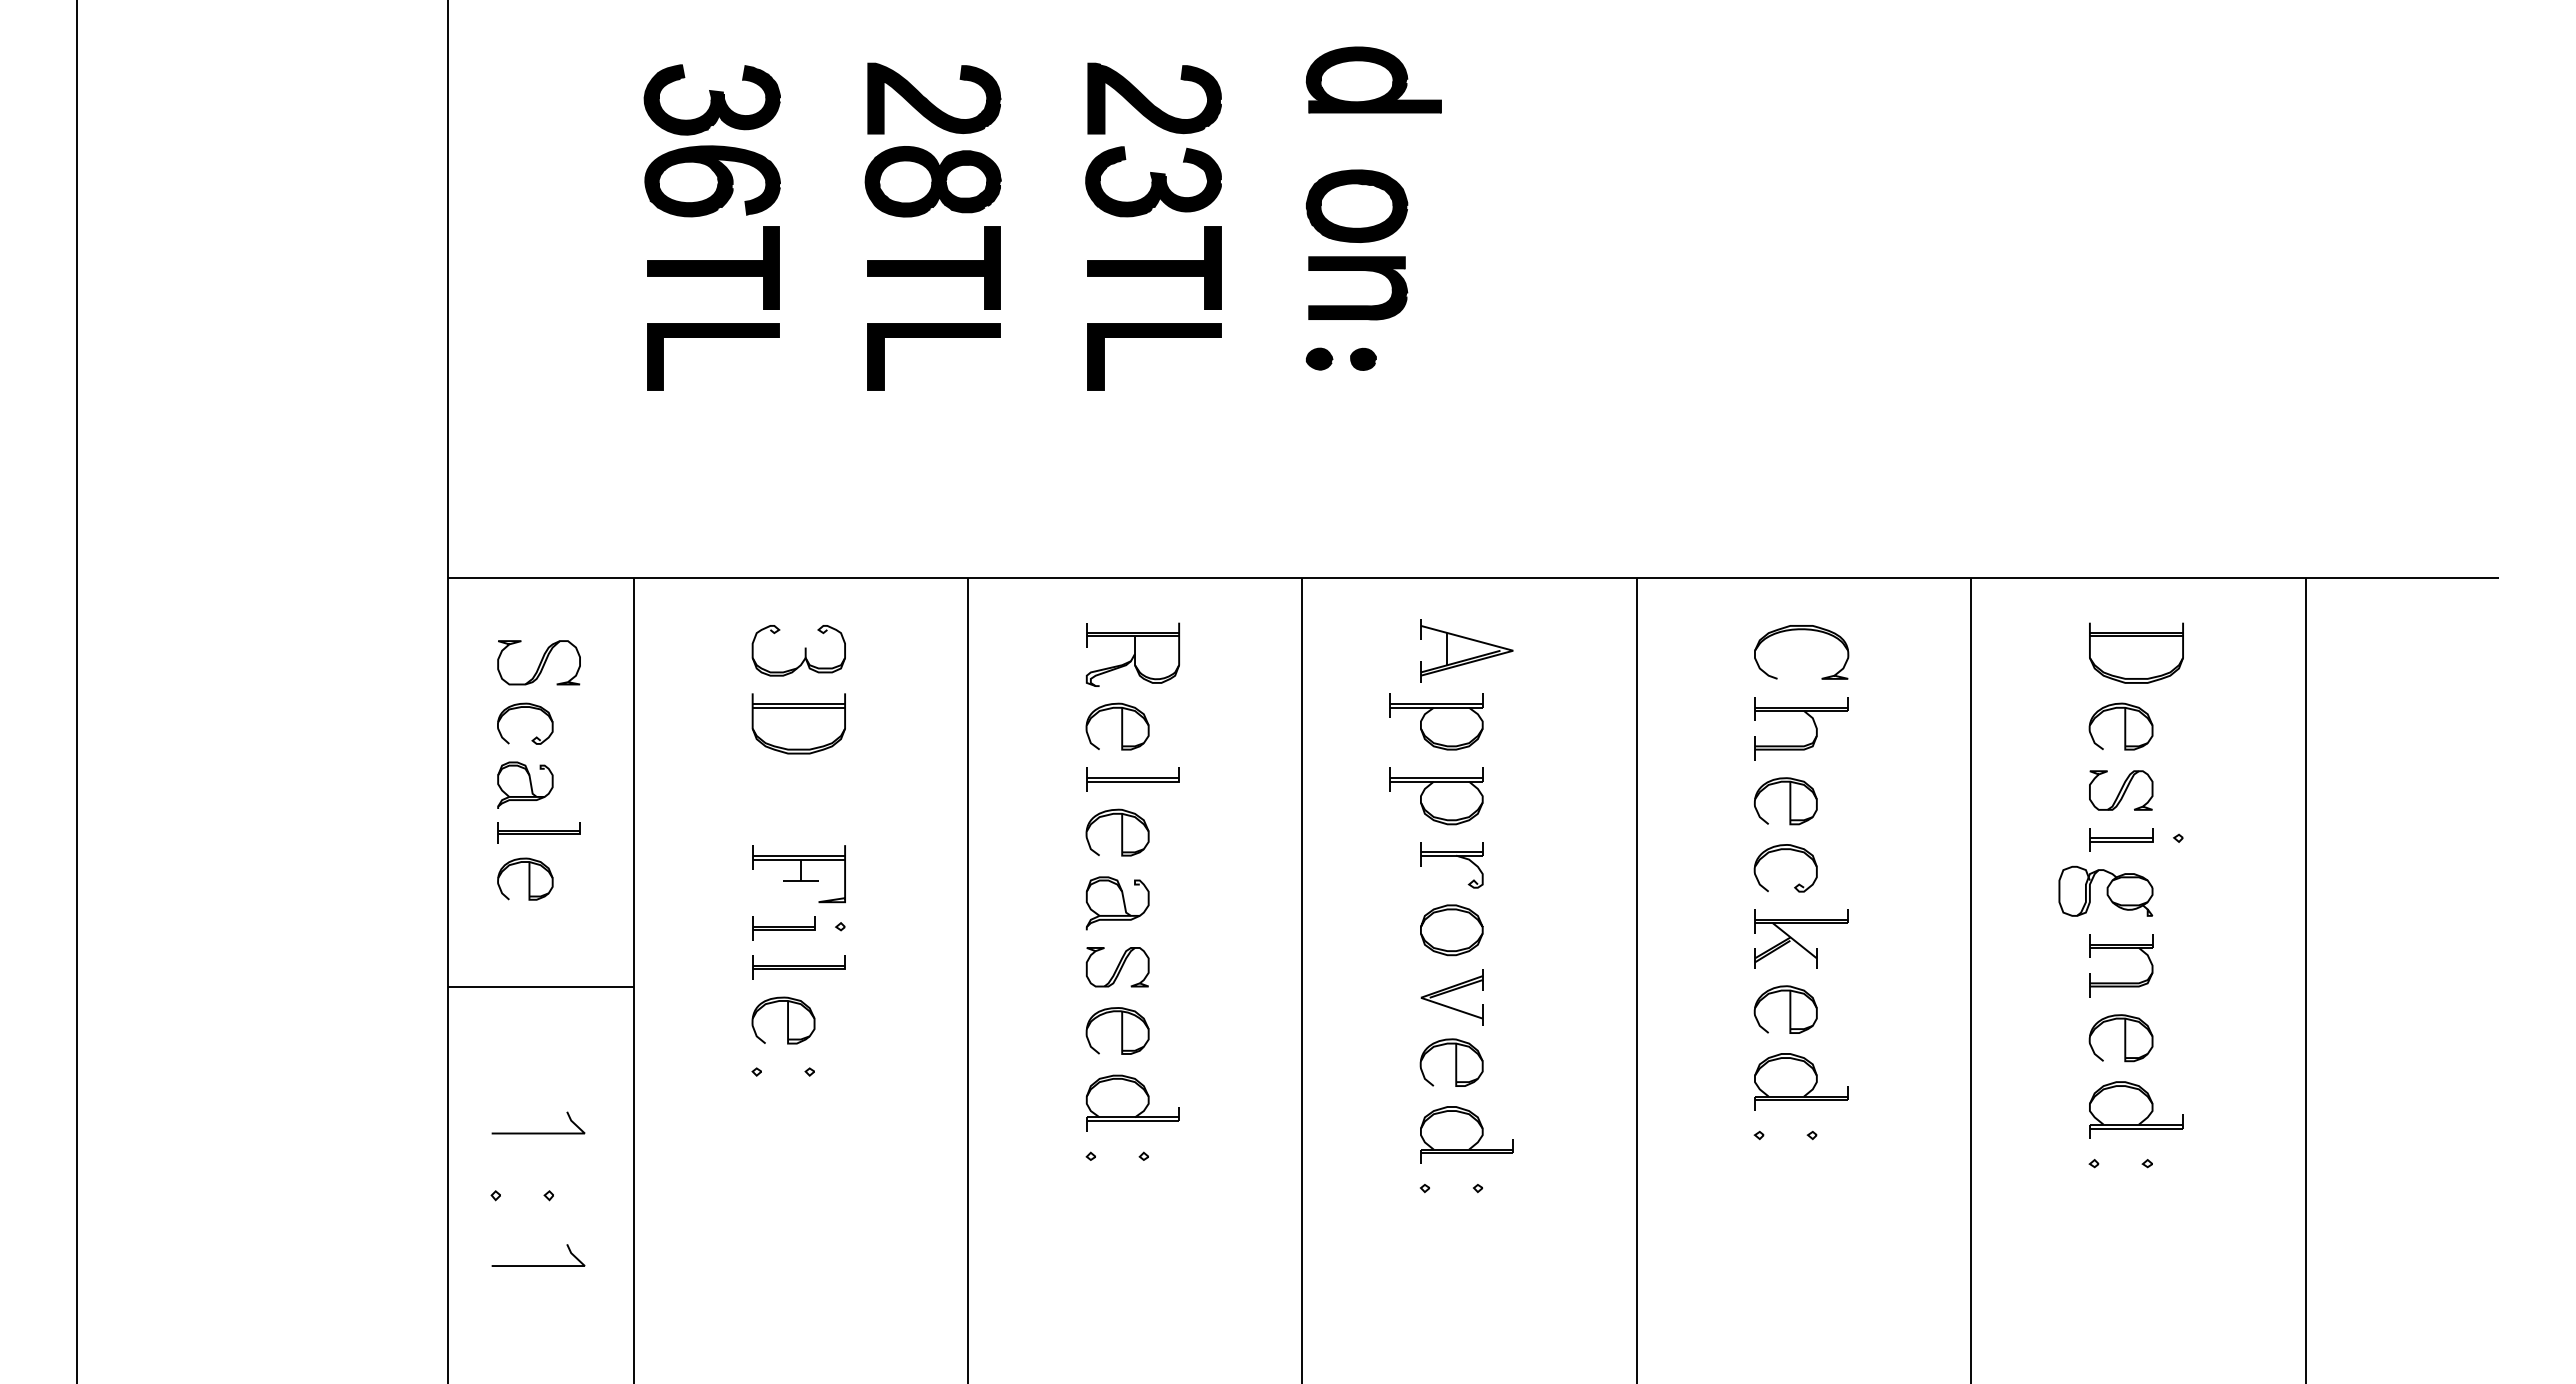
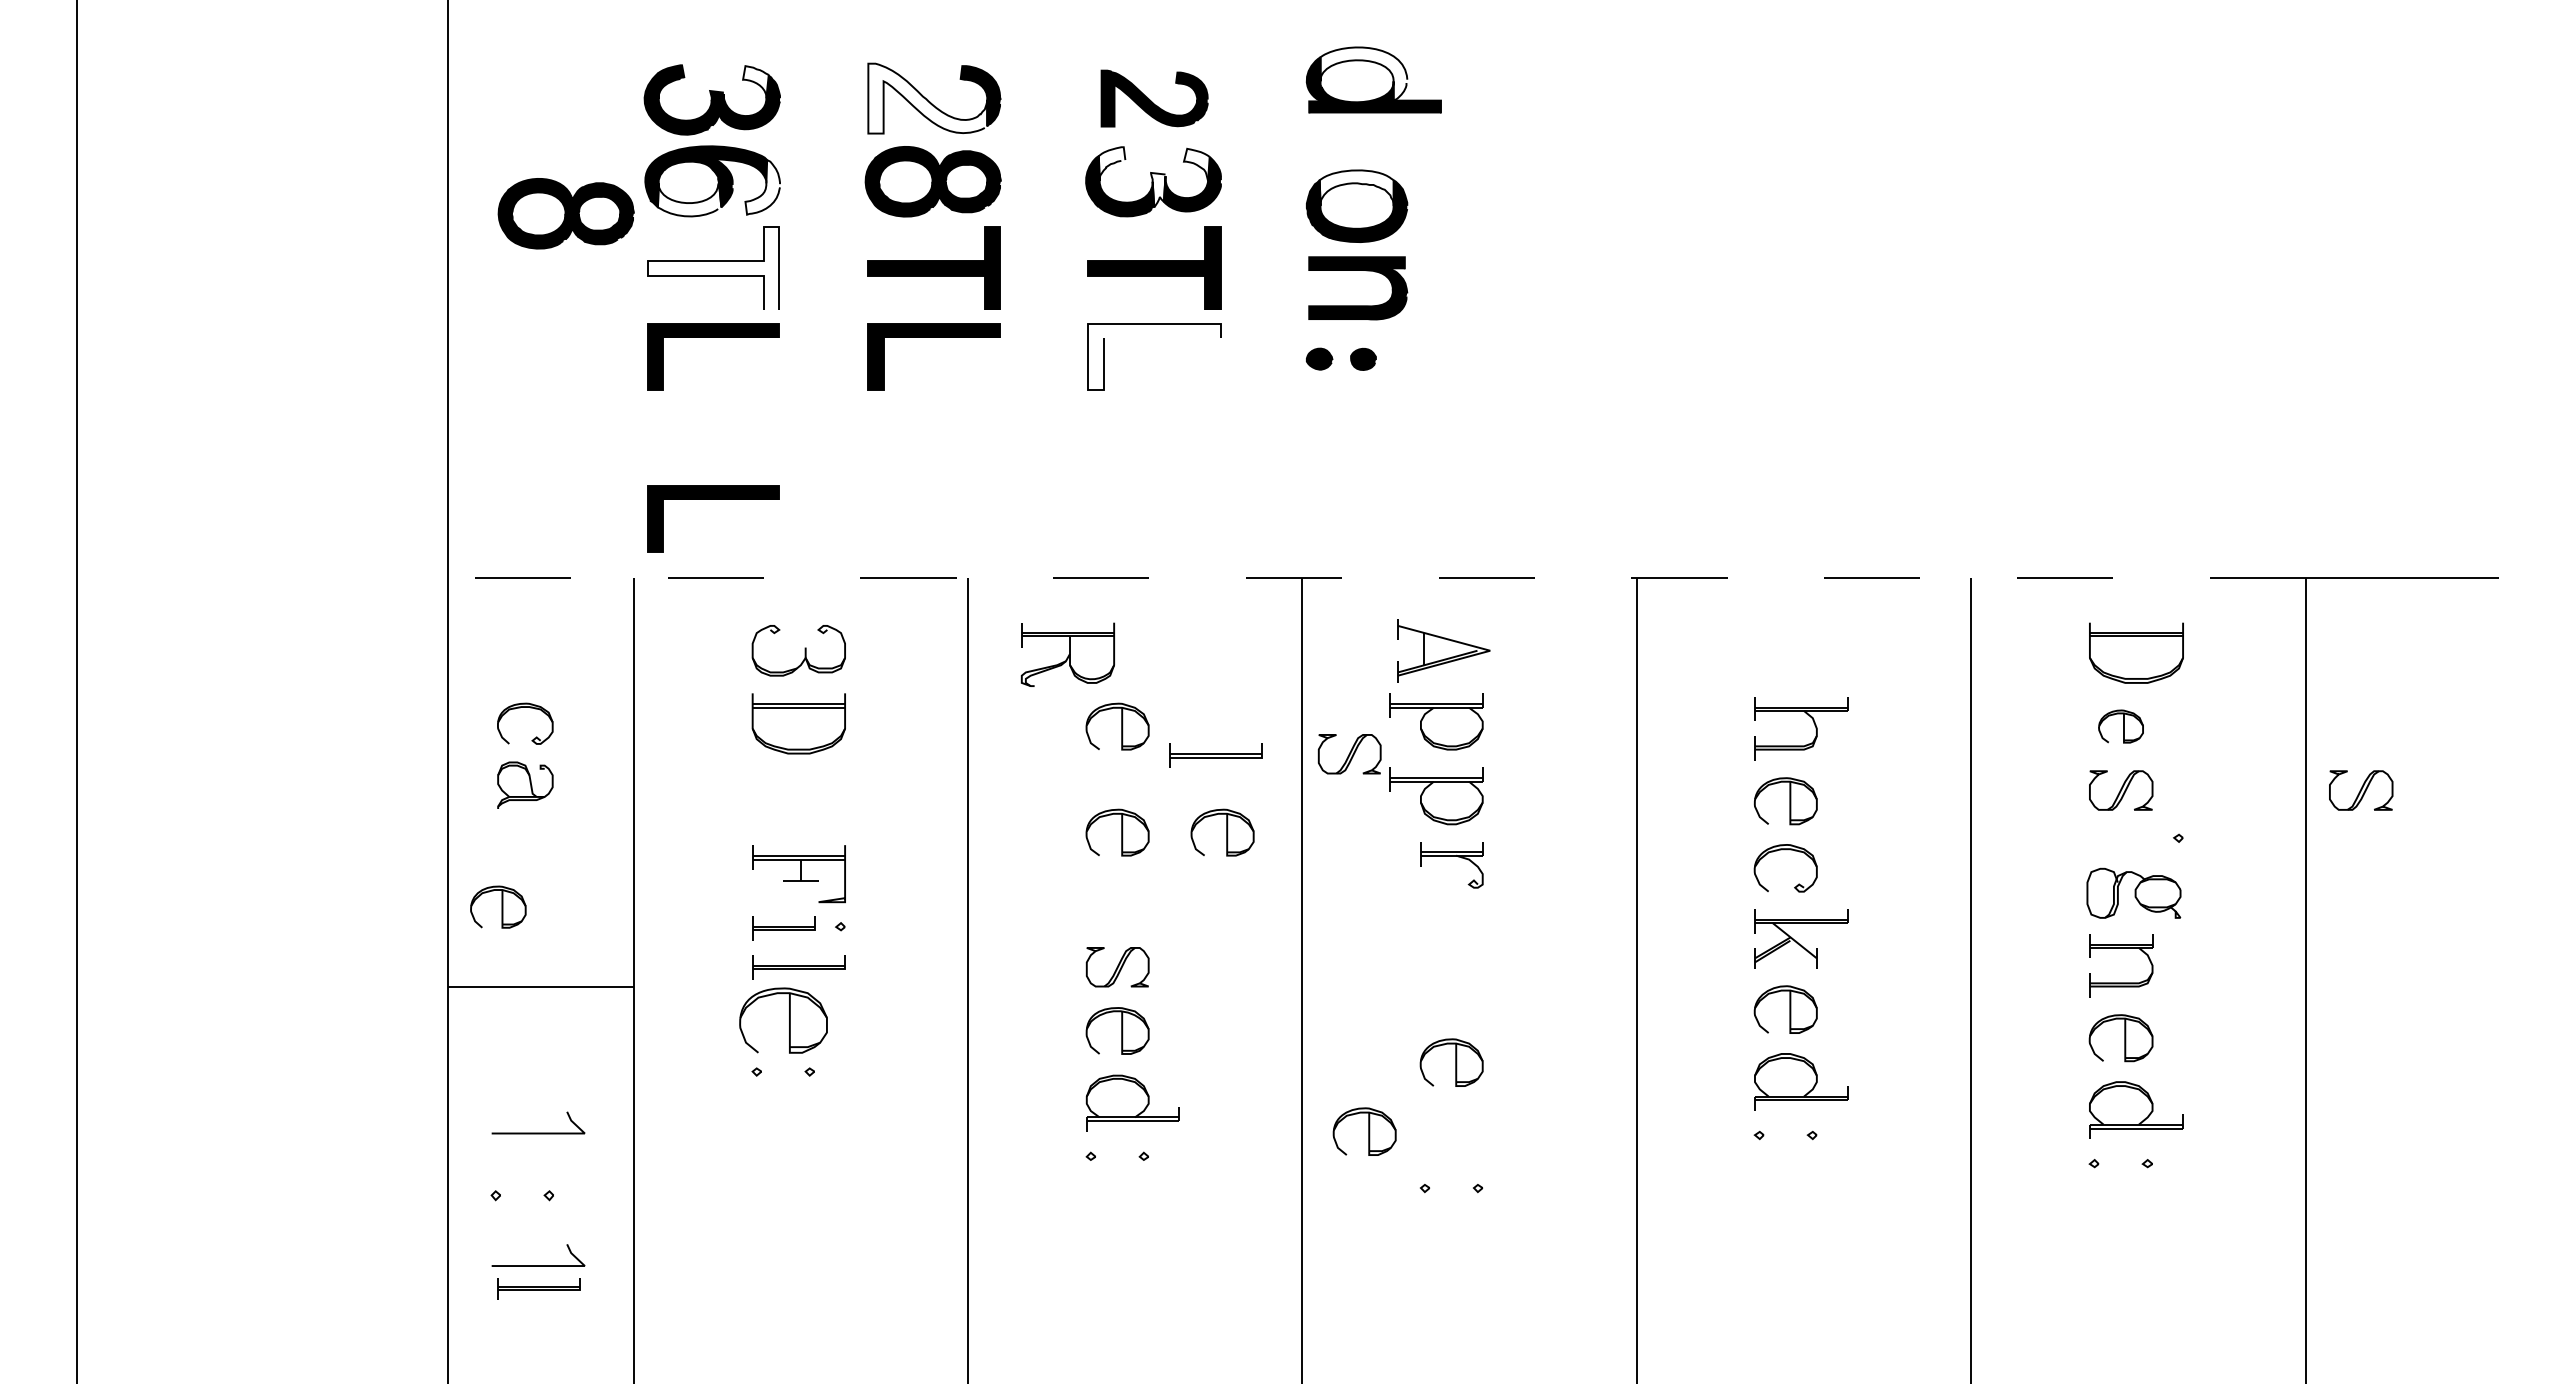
fill: present -> none (1363, 73)
fill: present -> none (755, 82)
fill: present -> none (927, 98)
part size: 135x73 px -> 109x59 px (1154, 98)
fill: present -> none (1111, 163)
fill: present -> none (1196, 164)
fill: present -> none (762, 187)
fill: present -> none (1356, 187)
fill: present -> none (1158, 189)
fill: present -> none (689, 199)
part: none -> present (565, 213)
fill: present -> none (713, 268)
fill: present -> none (1154, 356)
part: none -> present (713, 499)
line: solid -> dashed (1377, 578)
part: present -> none (1801, 630)
part position: (1466, 650) -> (1443, 650) (1443, 650)
part position: (1132, 654) -> (1067, 654) (1067, 654)
part: present -> none (538, 662)
part size: 66x49 px -> 46x35 px (2120, 726)
part: none -> present (1349, 754)
part position: (1132, 779) -> (1215, 755) (1215, 755)
part: none -> present (2361, 790)
part position: (538, 832) -> (538, 1288) (538, 1288)
part: none -> present (1222, 832)
part: present -> none (2121, 839)
part position: (525, 878) -> (498, 906) (498, 906)
part position: (2105, 890) -> (2133, 892) (2133, 892)
part: present -> none (1117, 903)
part: present -> none (1451, 930)
part: present -> none (1451, 997)
part size: 65x49 px -> 89x67 px (783, 1020)
part: none -> present (1364, 1131)
part: present -> none (1466, 1134)
